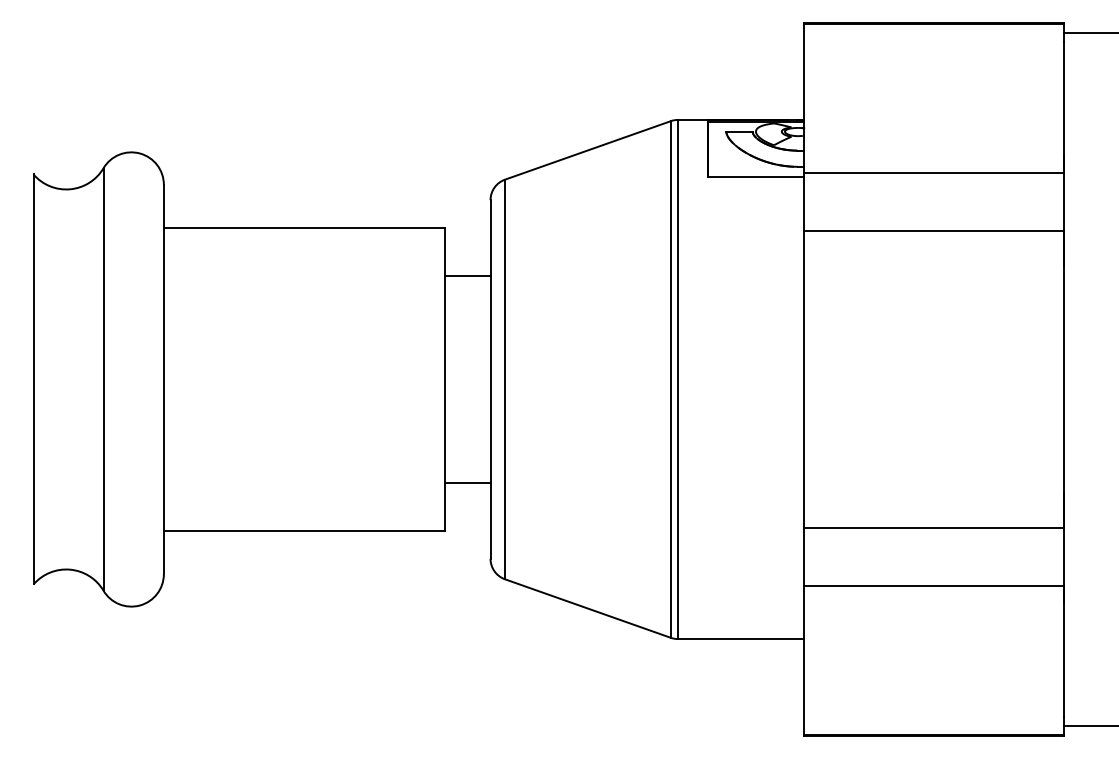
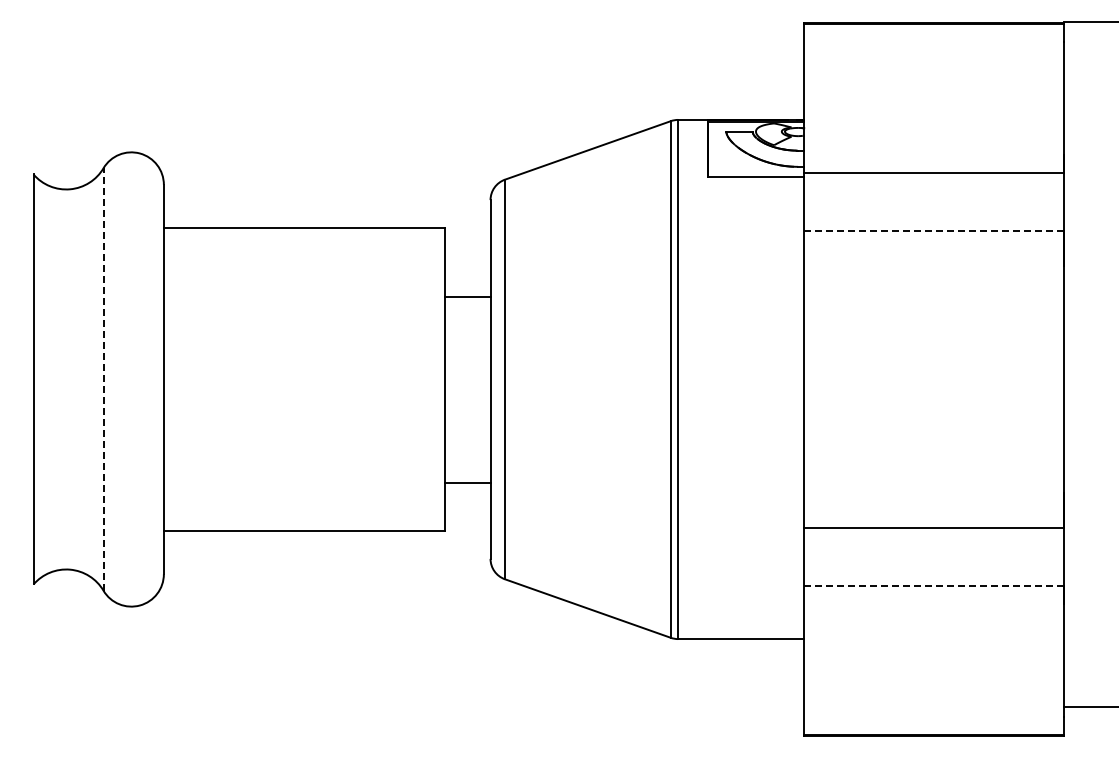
line position: (1089, 33) -> (1089, 22) (1089, 22)
line: solid -> dashed (934, 230)
line position: (467, 275) -> (467, 296) (467, 296)
line: solid -> dashed (103, 378)
line: solid -> dashed (934, 586)
line position: (1089, 725) -> (1089, 706) (1089, 706)
